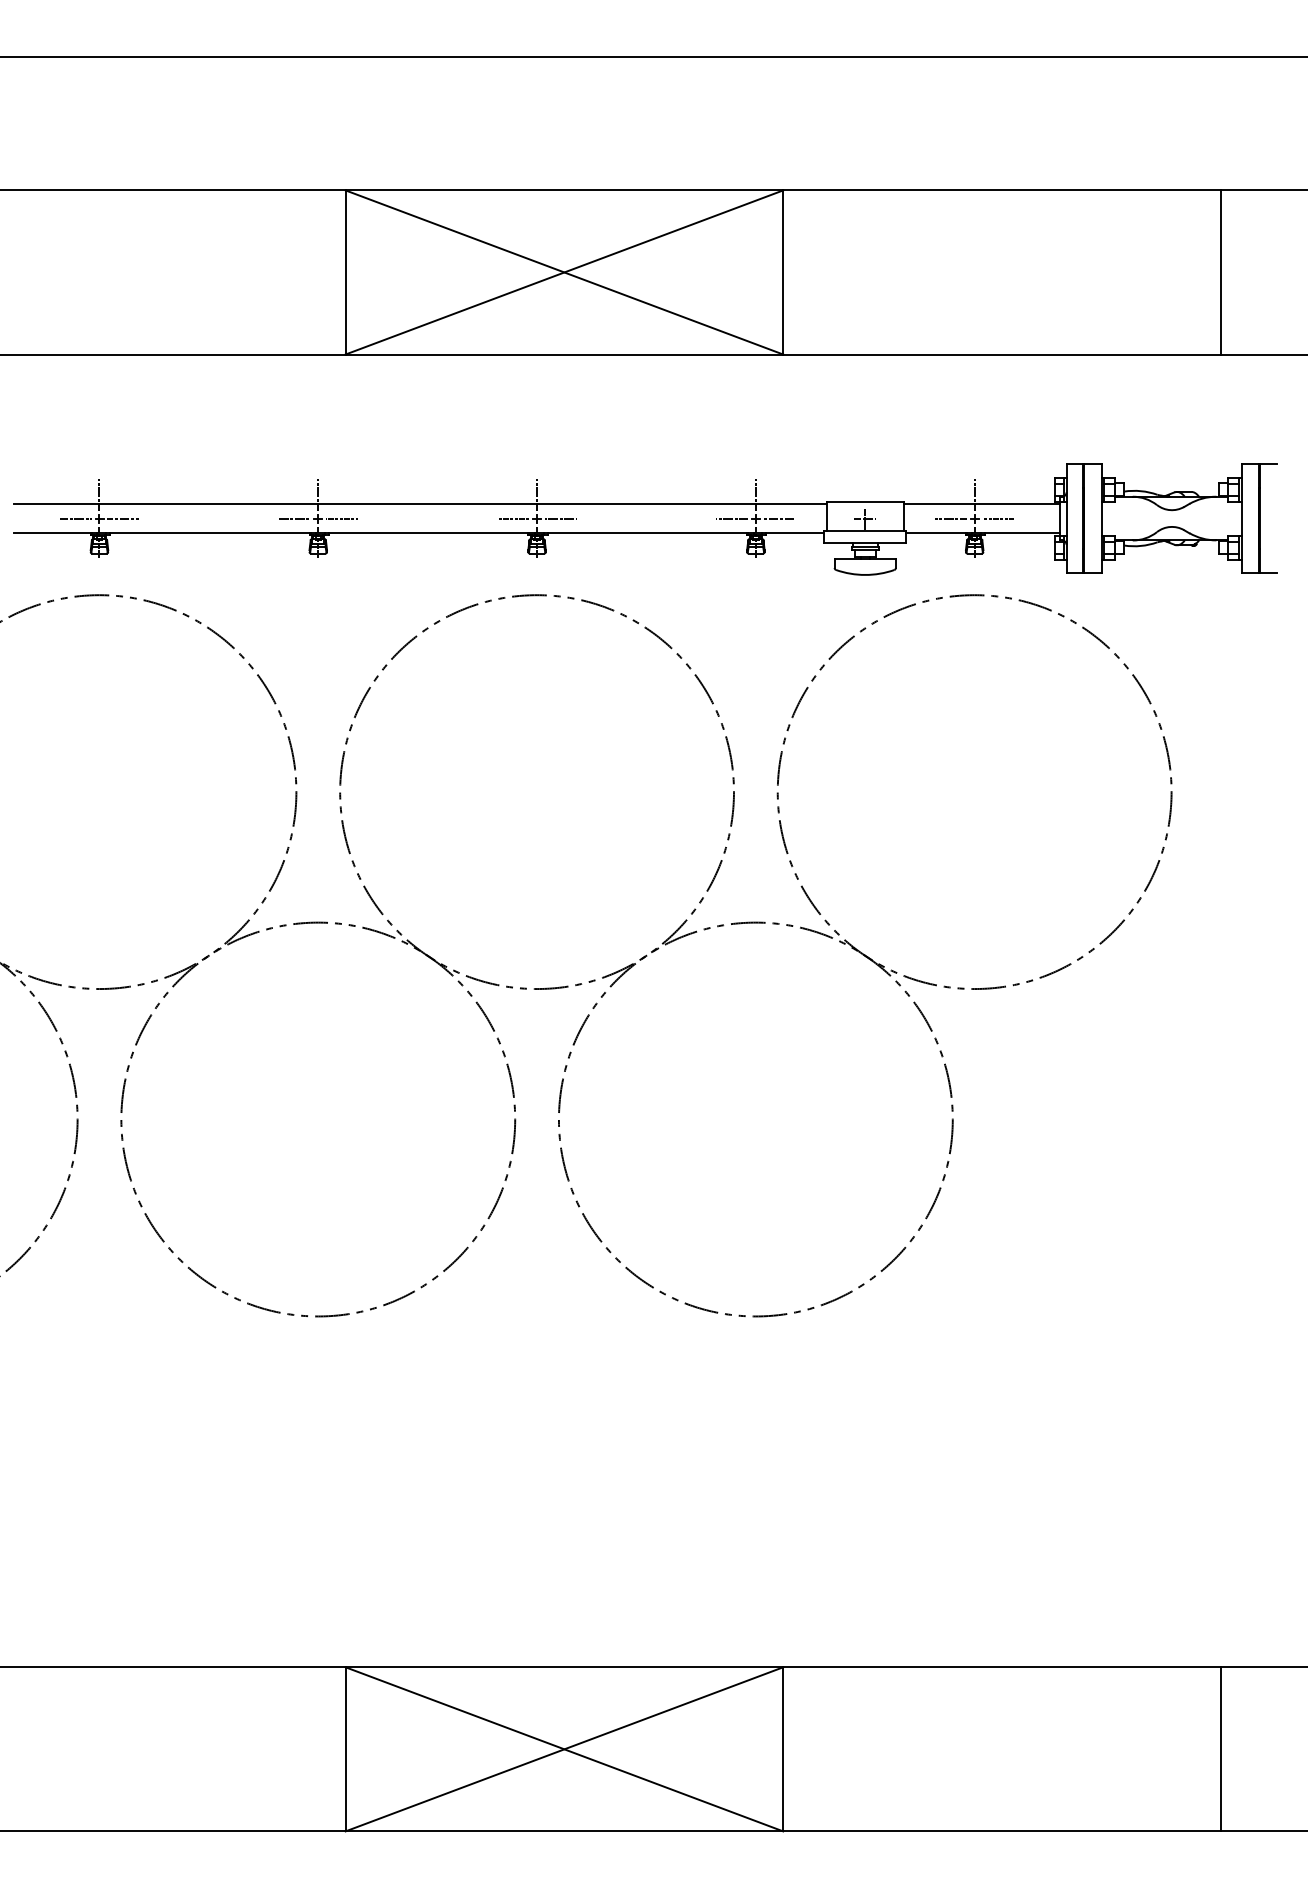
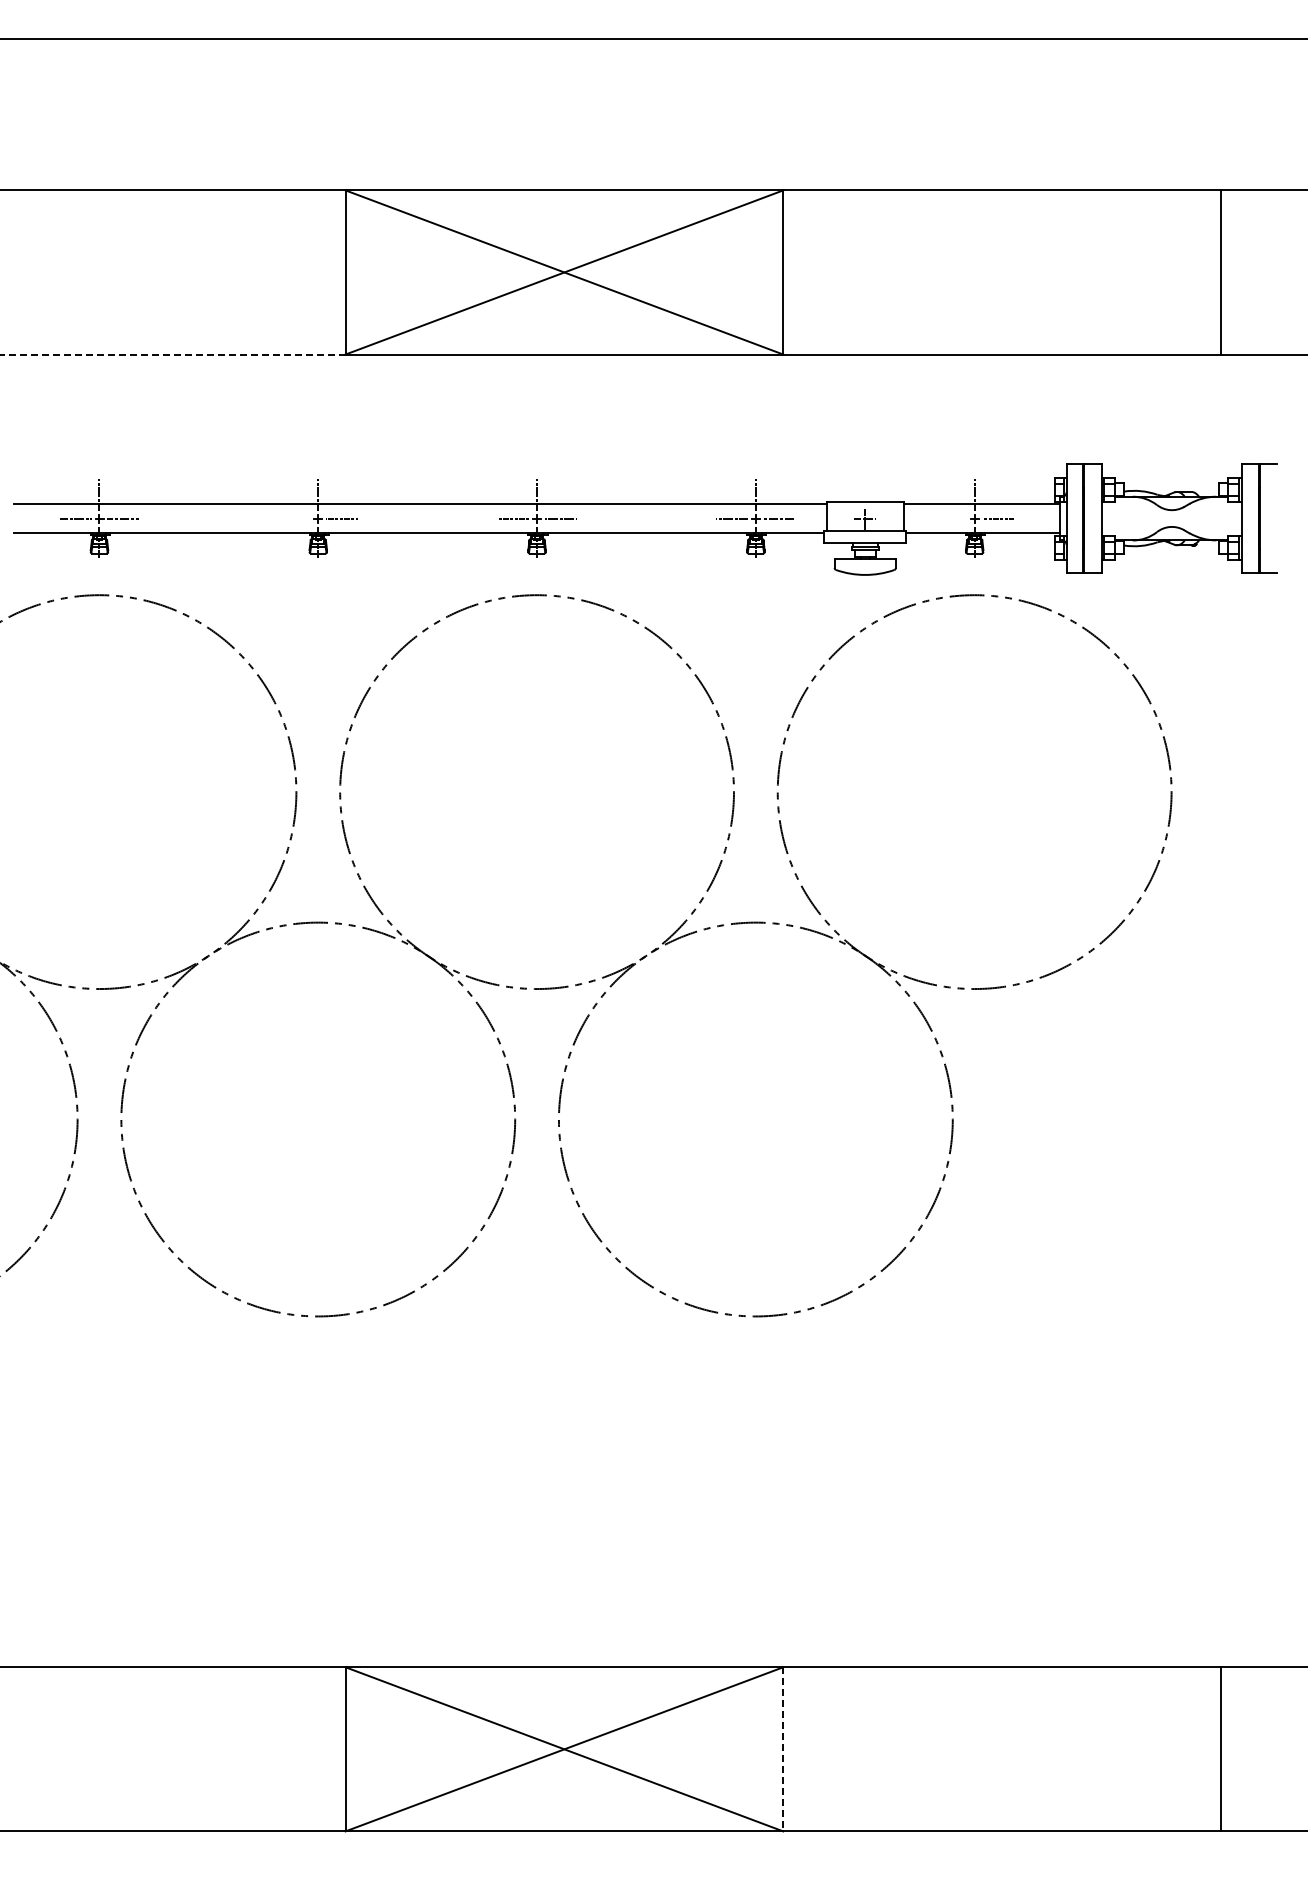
line position: (653, 56) -> (653, 38) (653, 38)
line: solid -> dashed (172, 354)
line: present -> none (294, 518)
line: present -> none (950, 518)
line: solid -> dashed (783, 1749)
